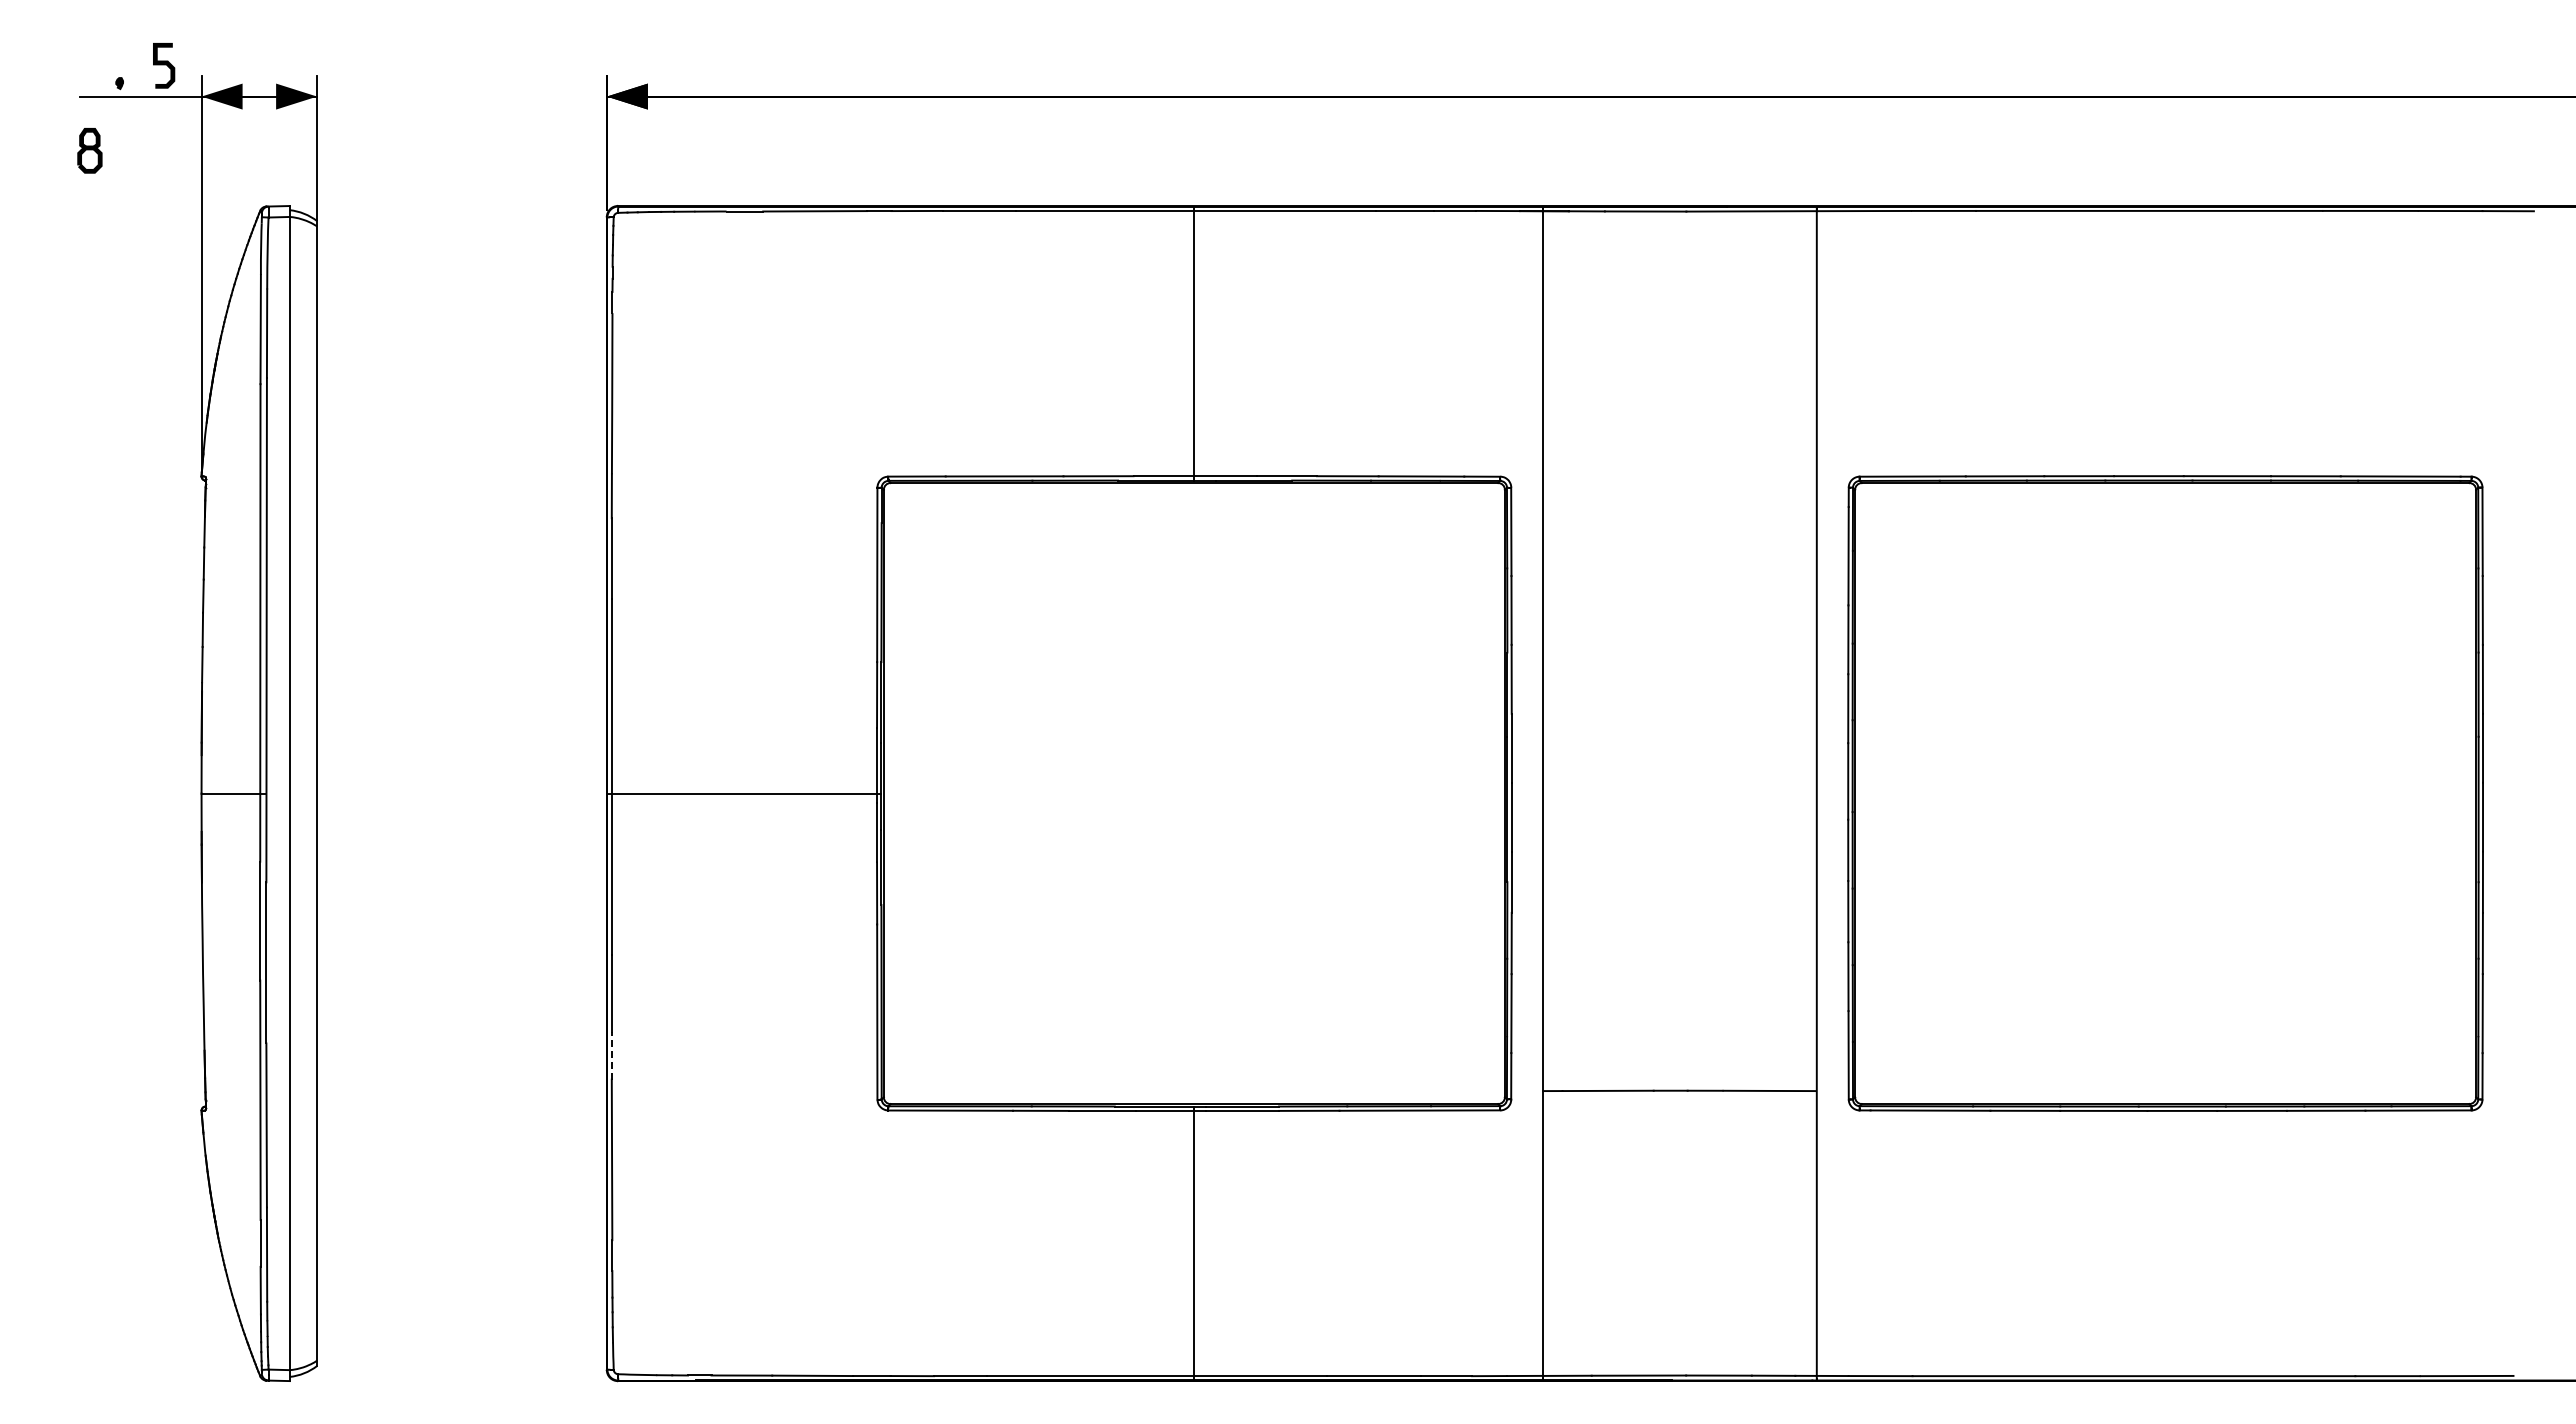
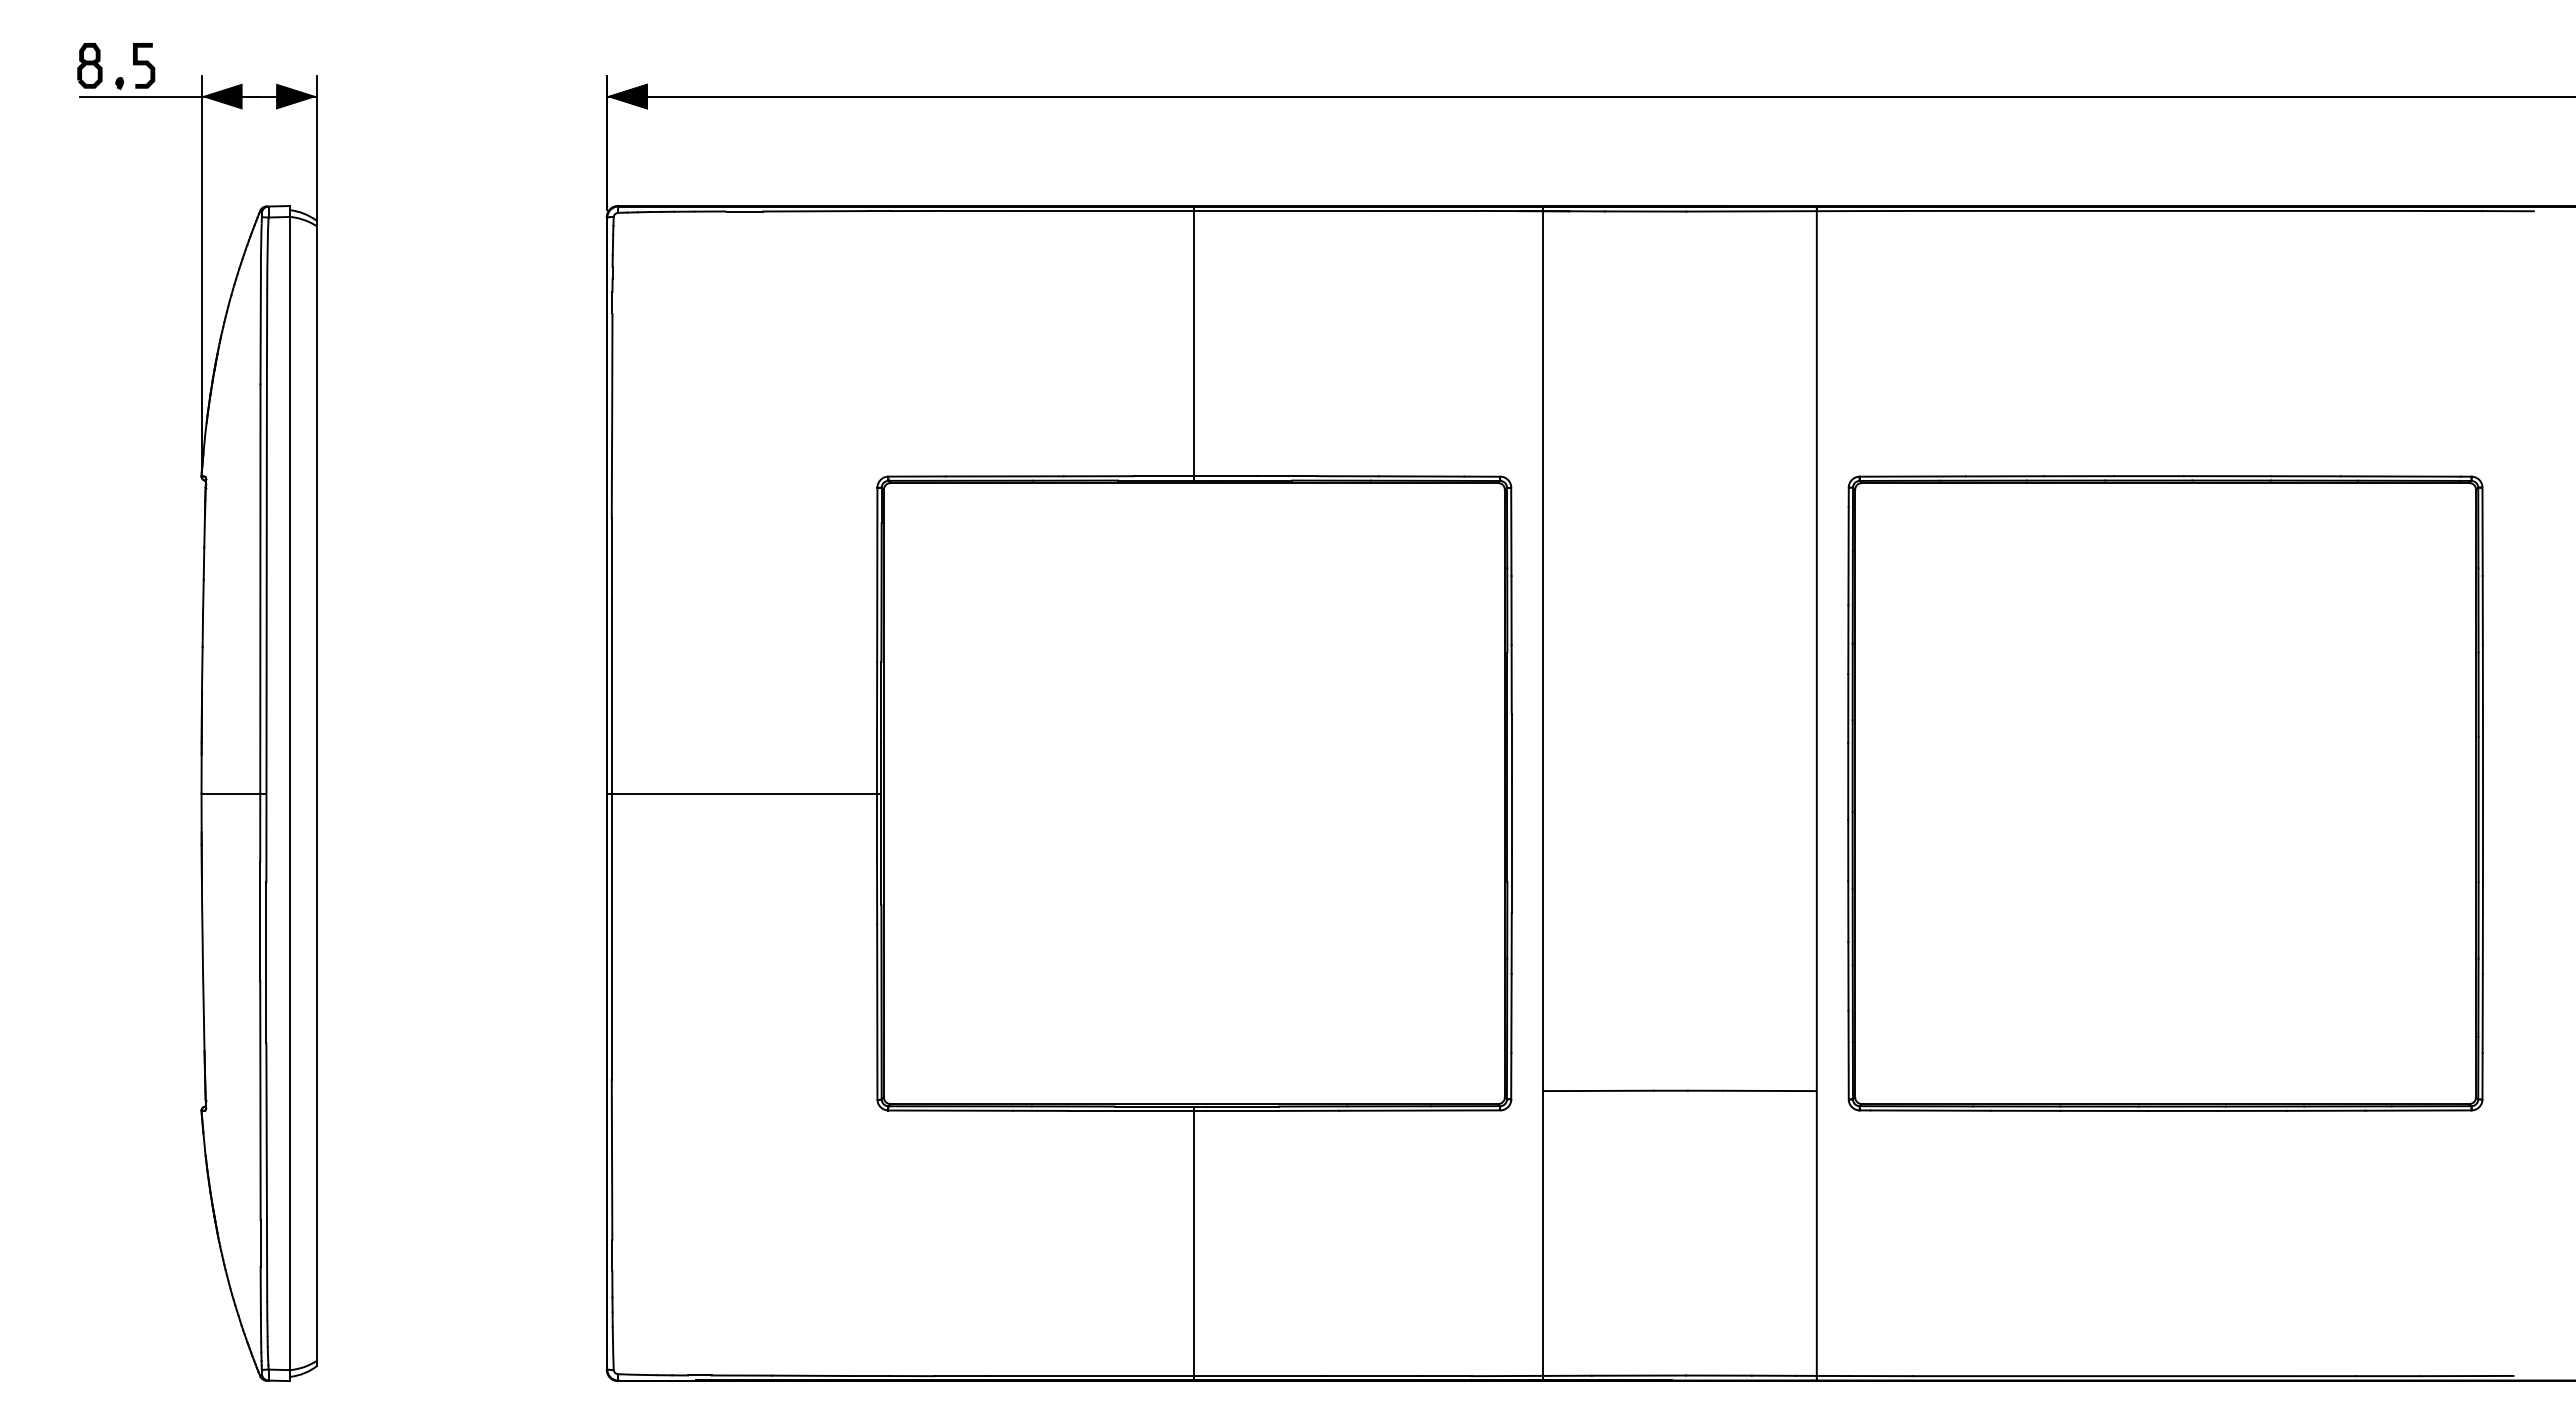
curve position: (164, 65) -> (144, 65) (144, 65)
part position: (89, 150) -> (89, 65) (89, 65)
line: dashed -> solid (611, 1055)
